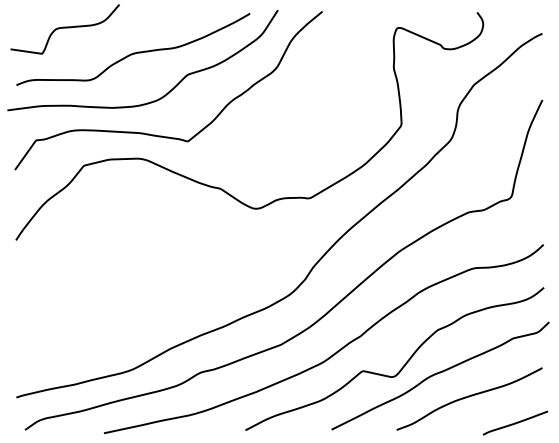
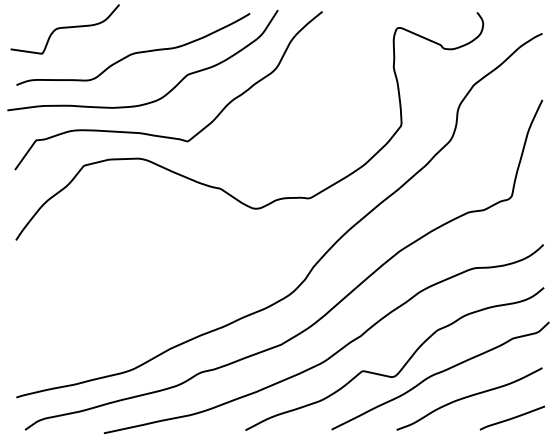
line position: (515, 422) -> (512, 417) (512, 417)
